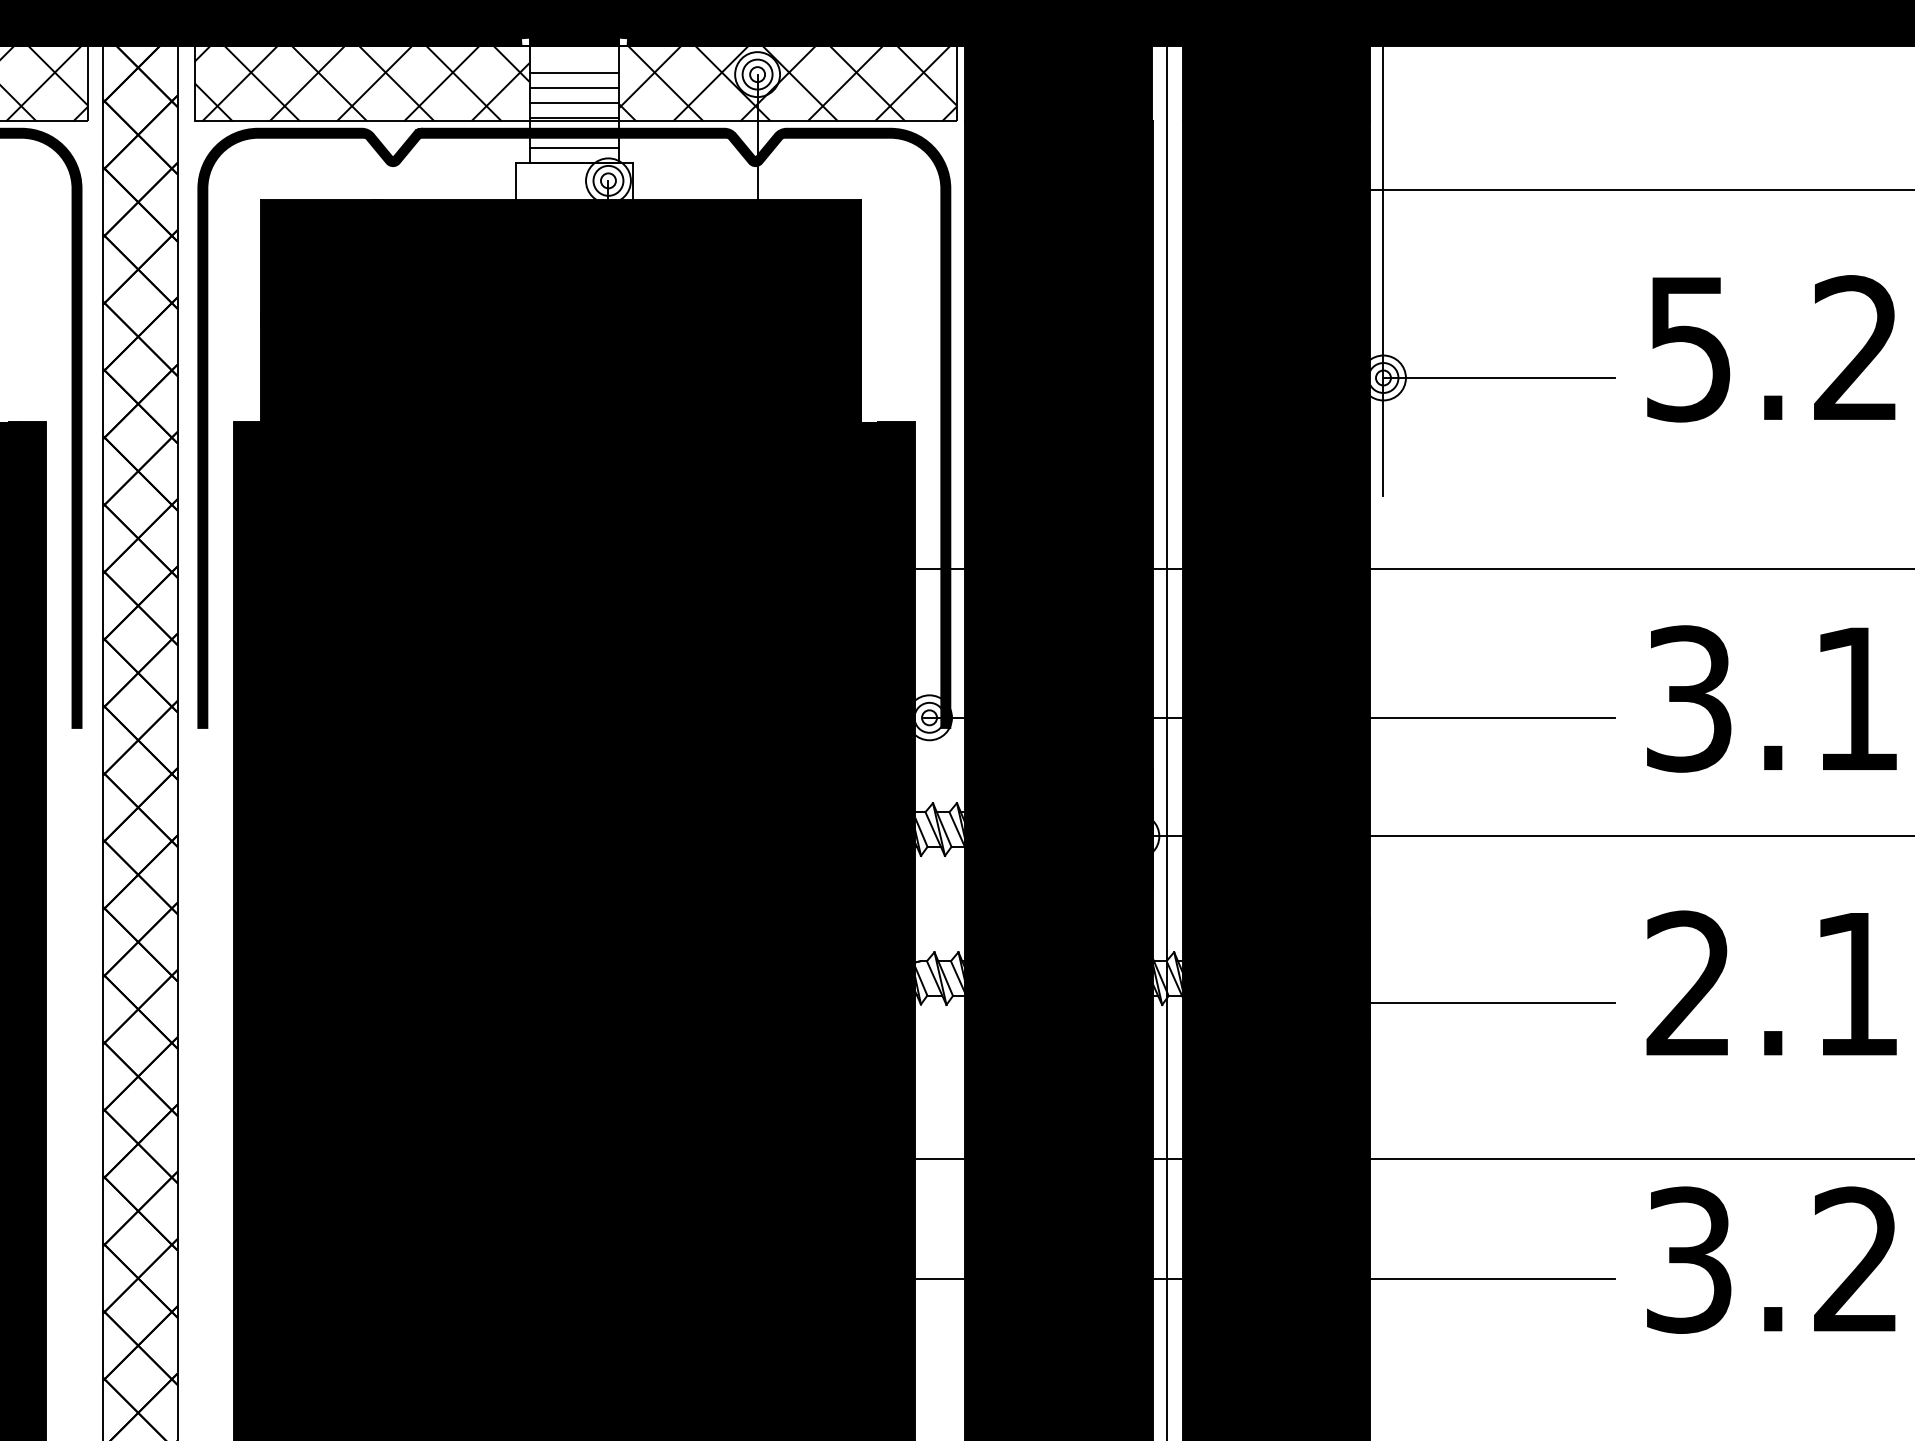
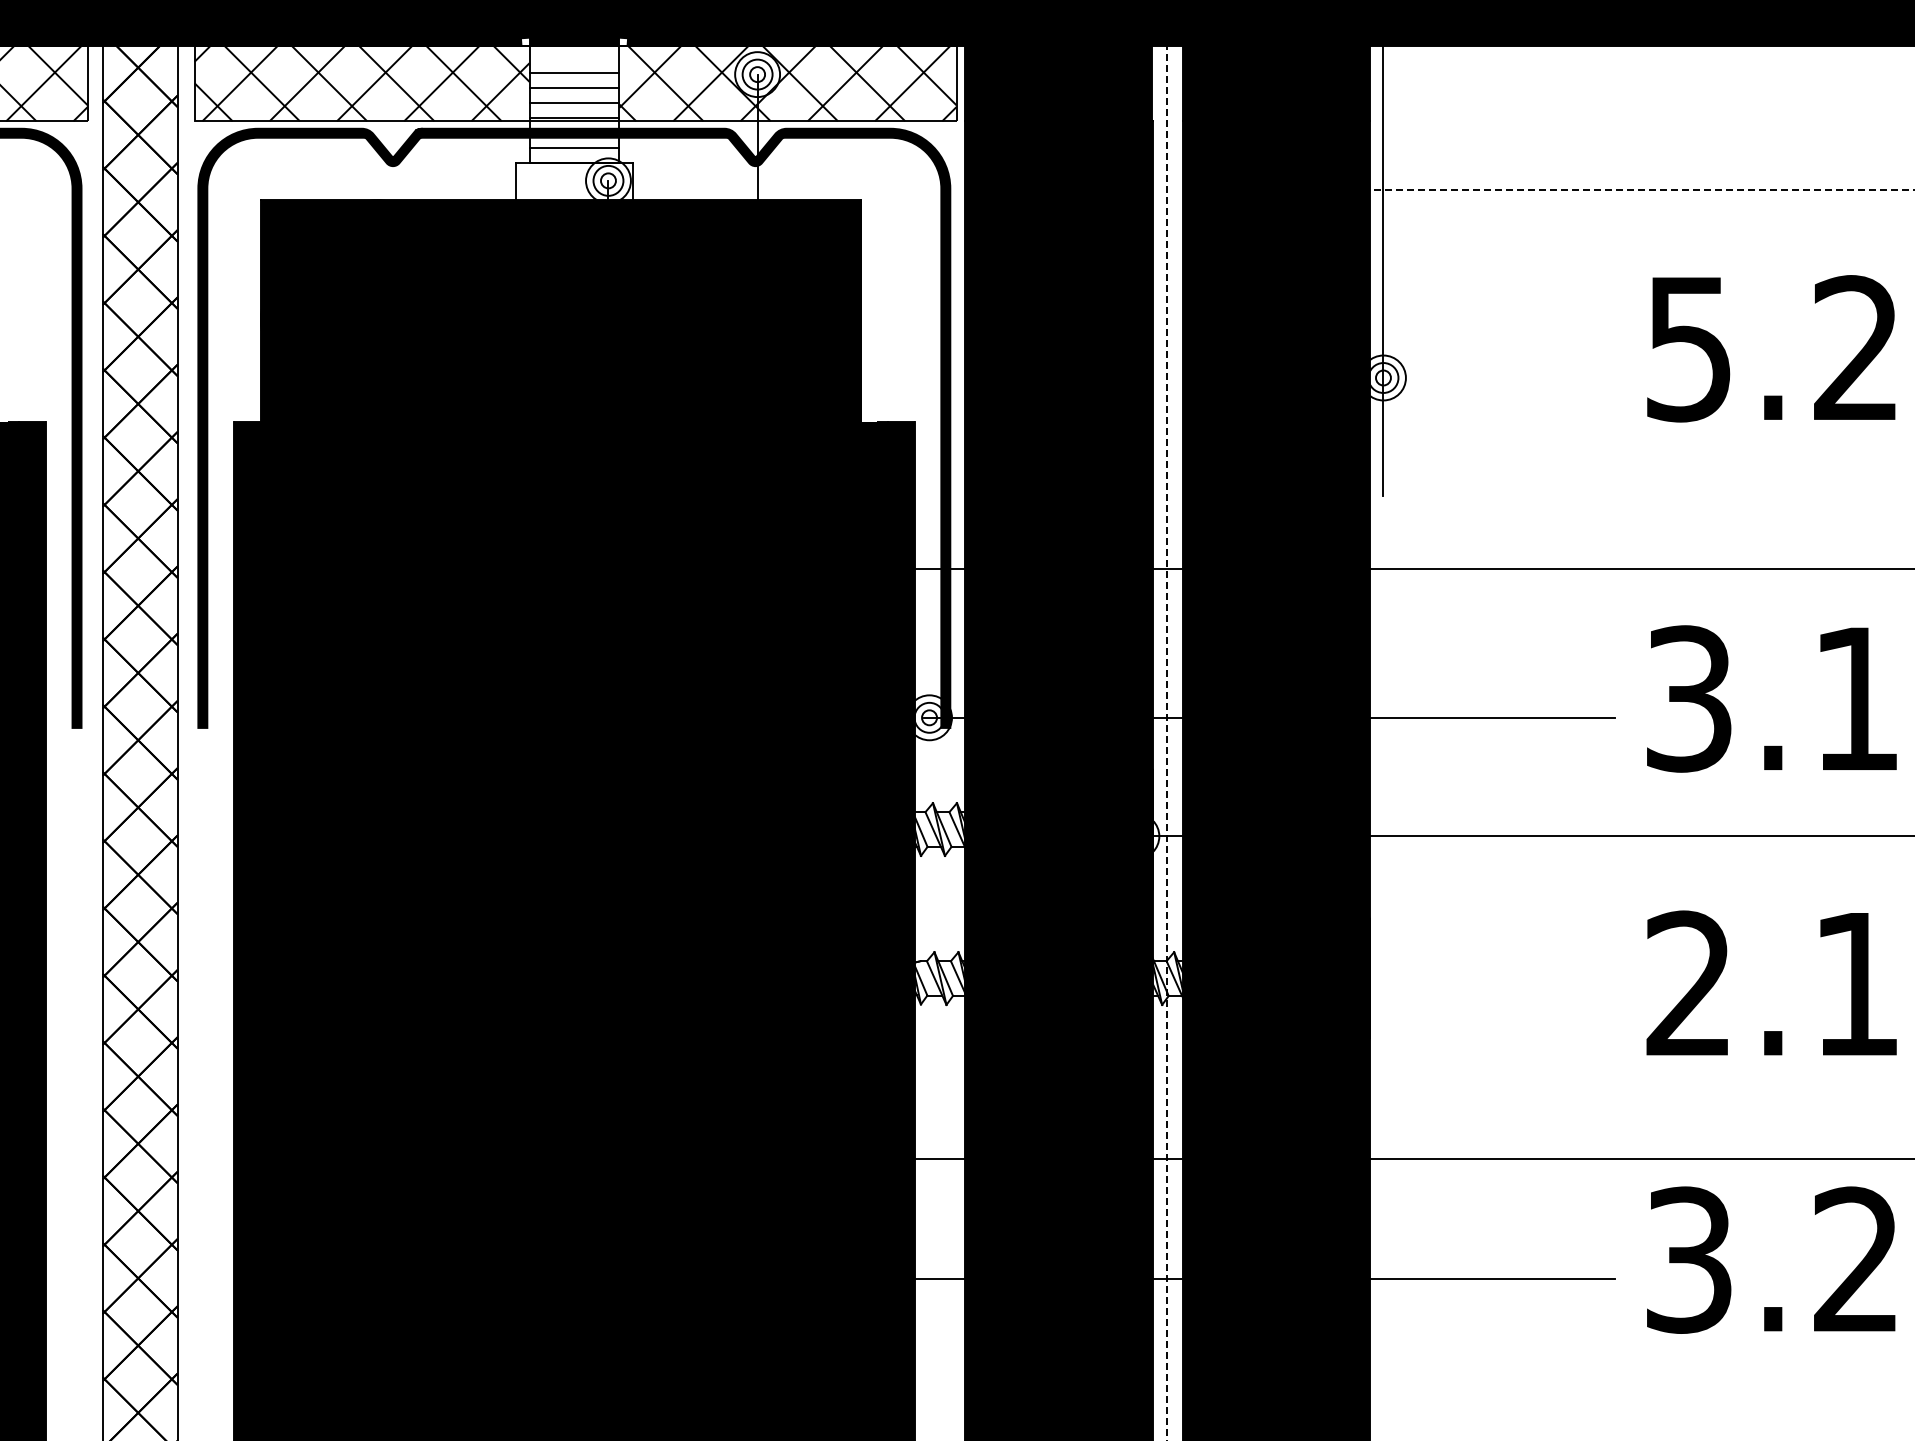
line: solid -> dashed (1638, 190)
line: present -> none (1498, 378)
line: solid -> dashed (1167, 743)
line: present -> none (1467, 1003)
